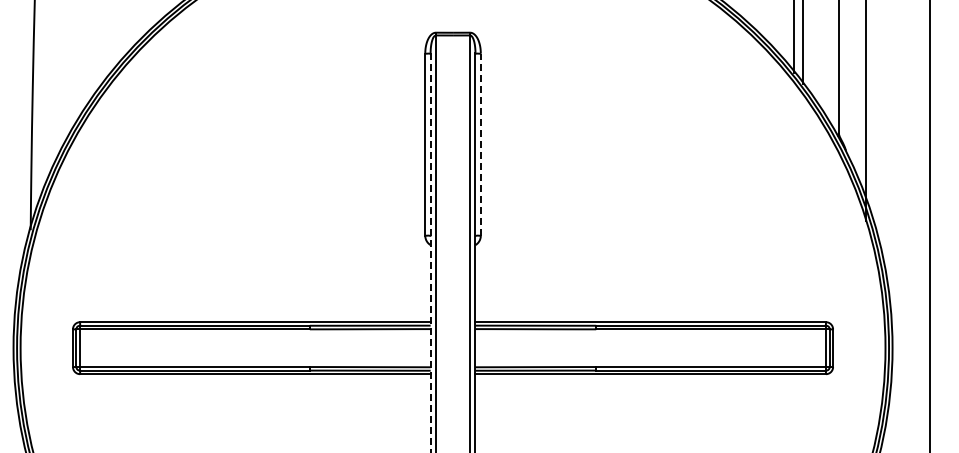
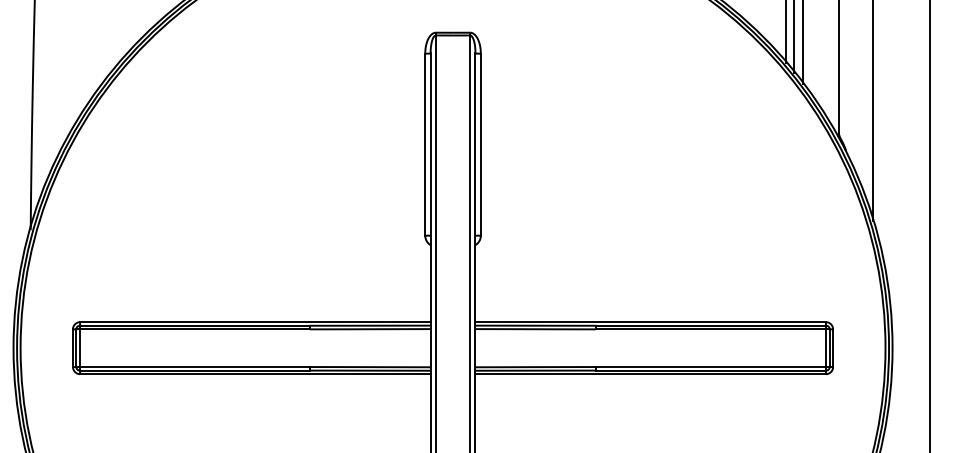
line: none -> present (786, 32)
line position: (865, 111) -> (872, 111) (872, 111)
line: dashed -> solid (480, 144)
line: dashed -> solid (430, 252)
